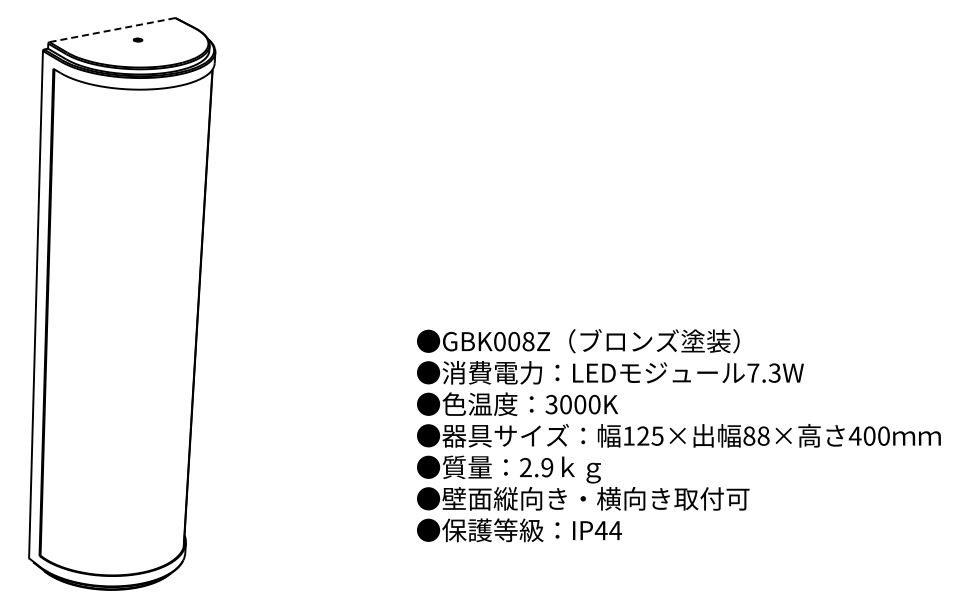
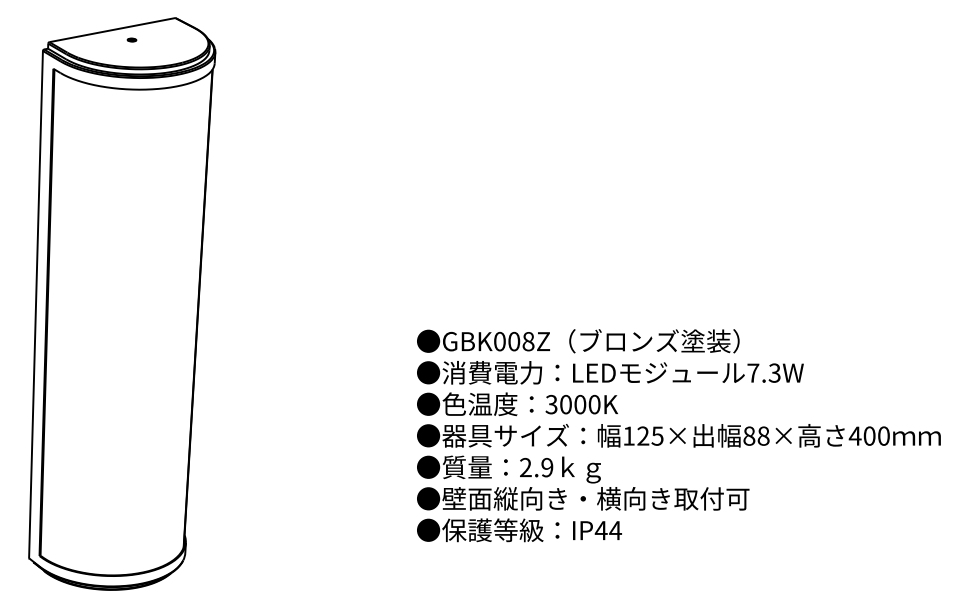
line: dashed -> solid (111, 30)
part position: (137, 39) -> (131, 39) (131, 39)
